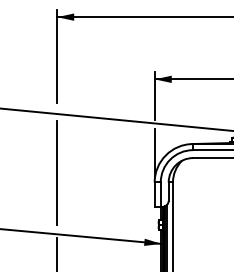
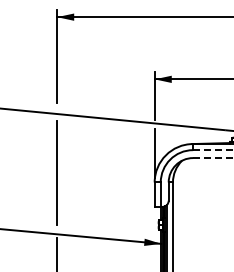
line: solid -> dashed (213, 150)
line: solid -> dashed (213, 158)
